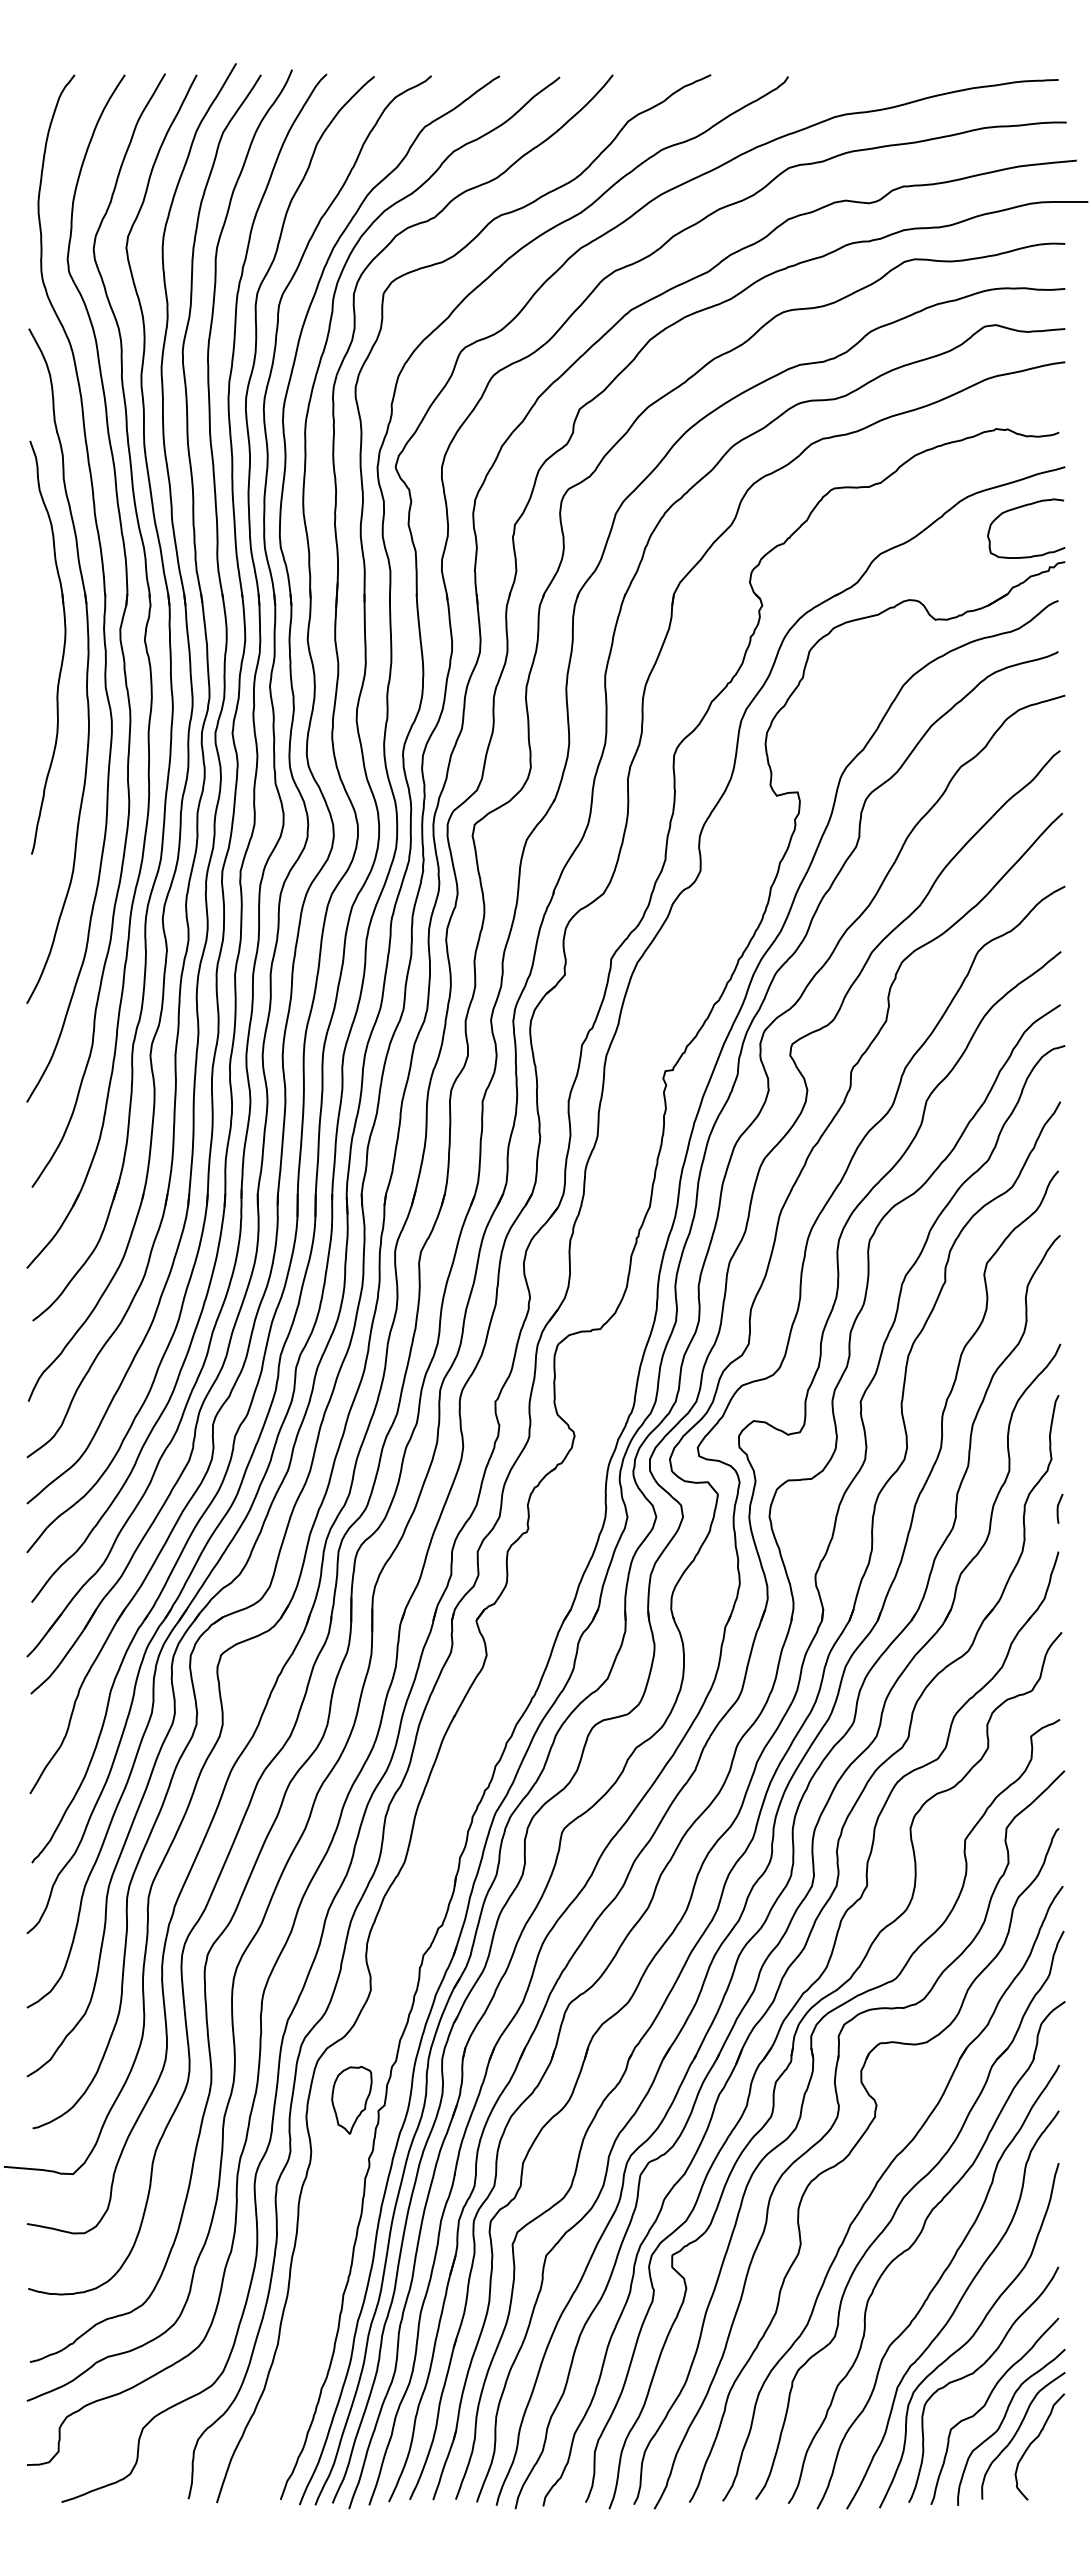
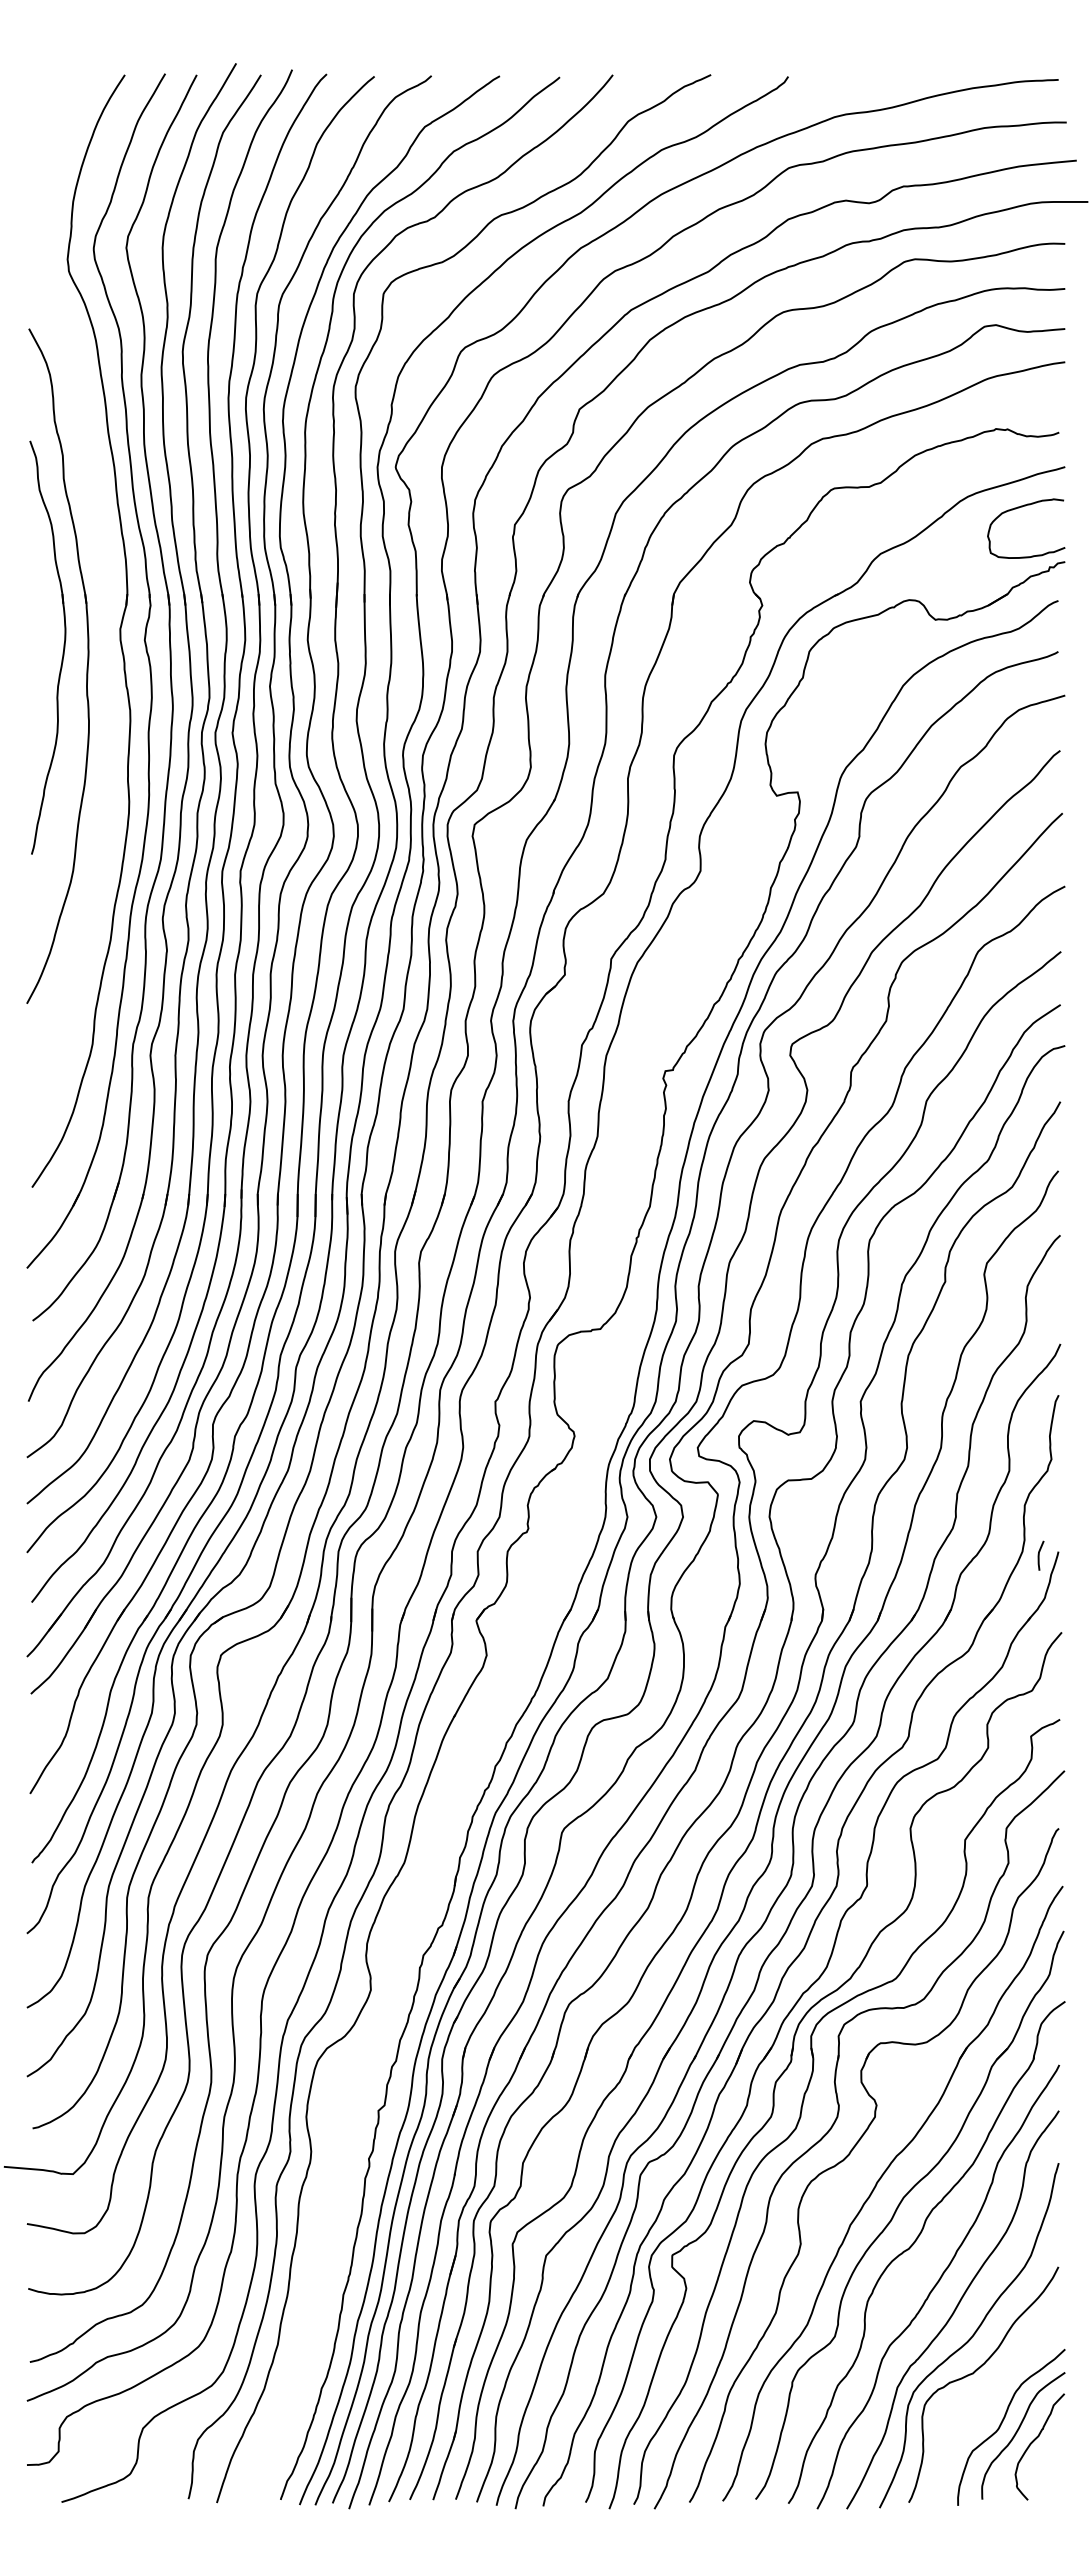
part: present -> none (103, 588)
line position: (1058, 1508) -> (1039, 1555) (1039, 1555)
part: present -> none (351, 2099)
curve: present -> none (985, 2406)
